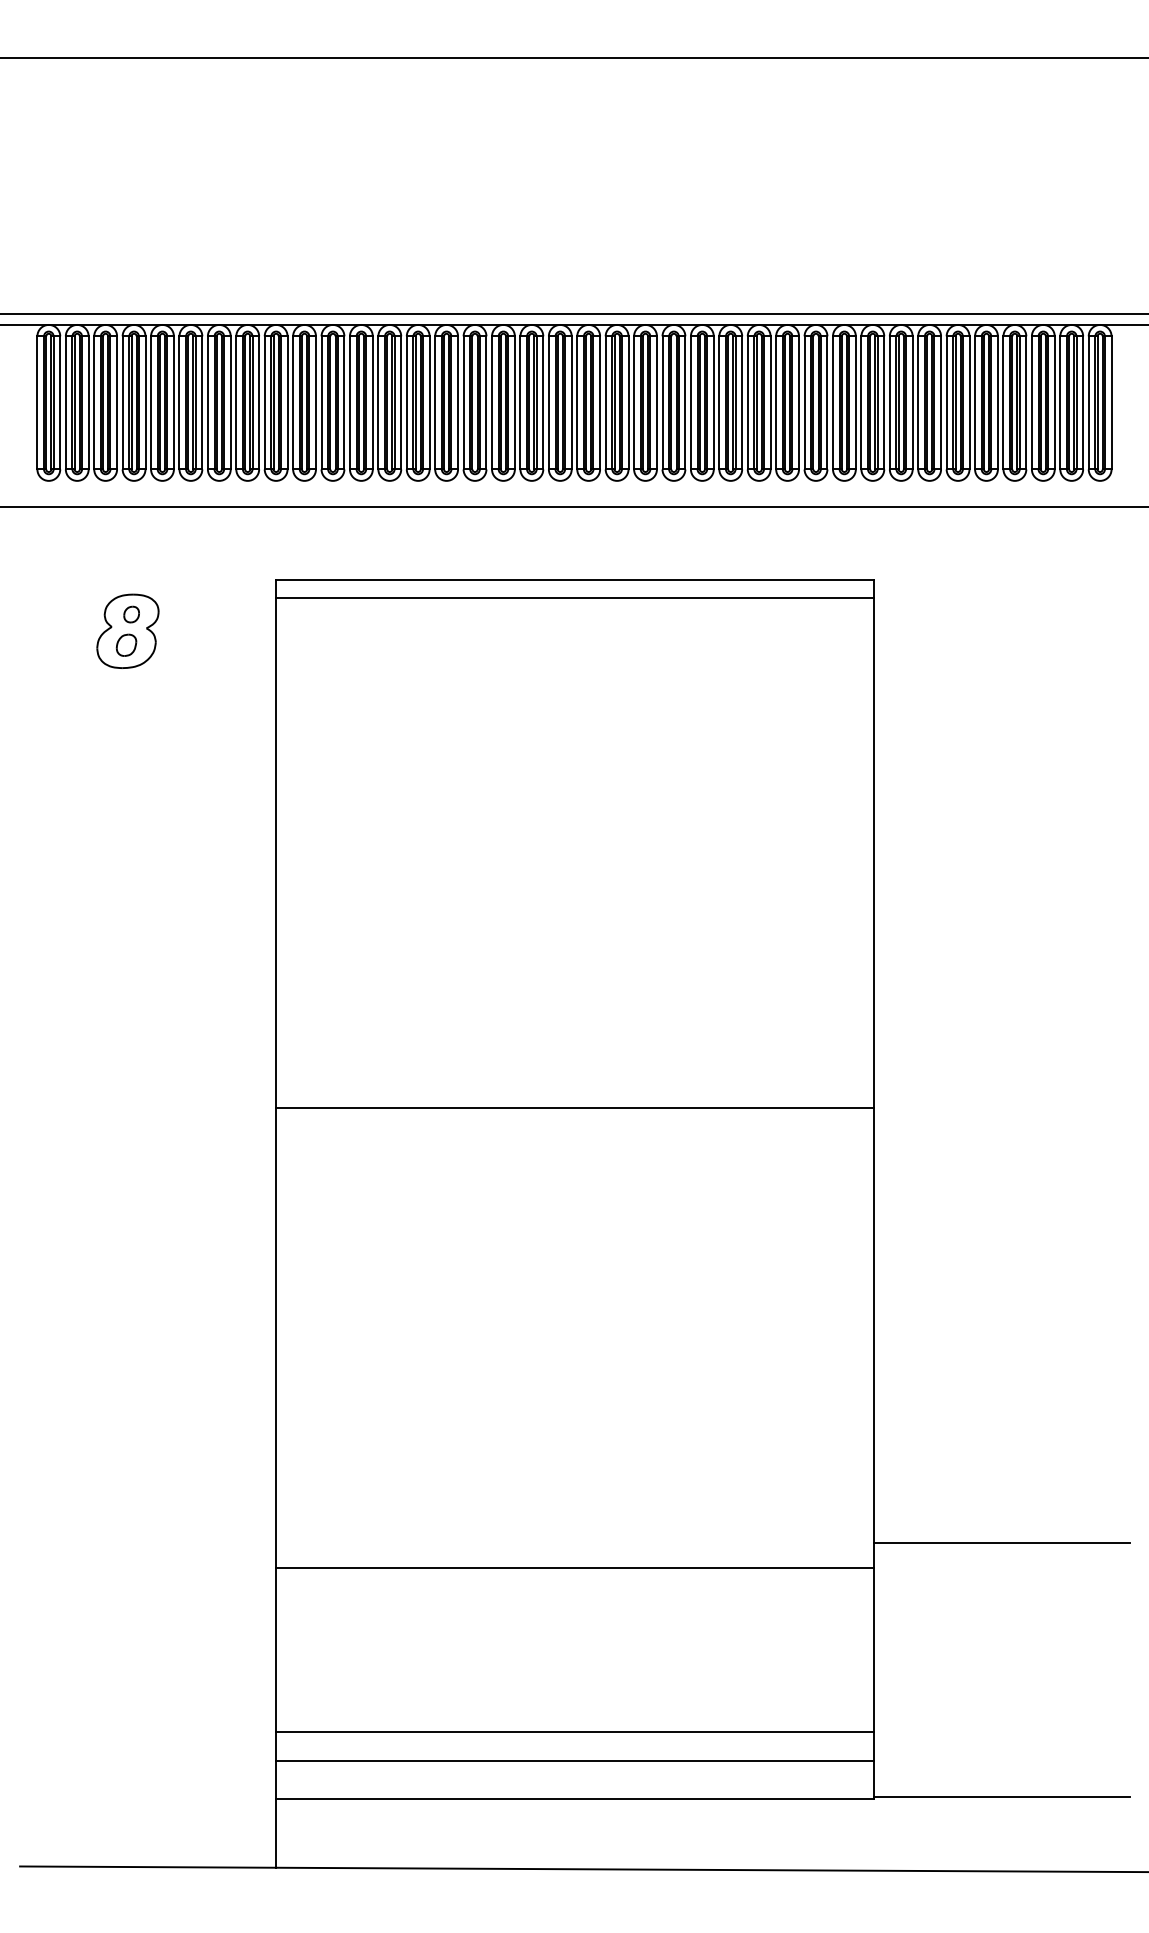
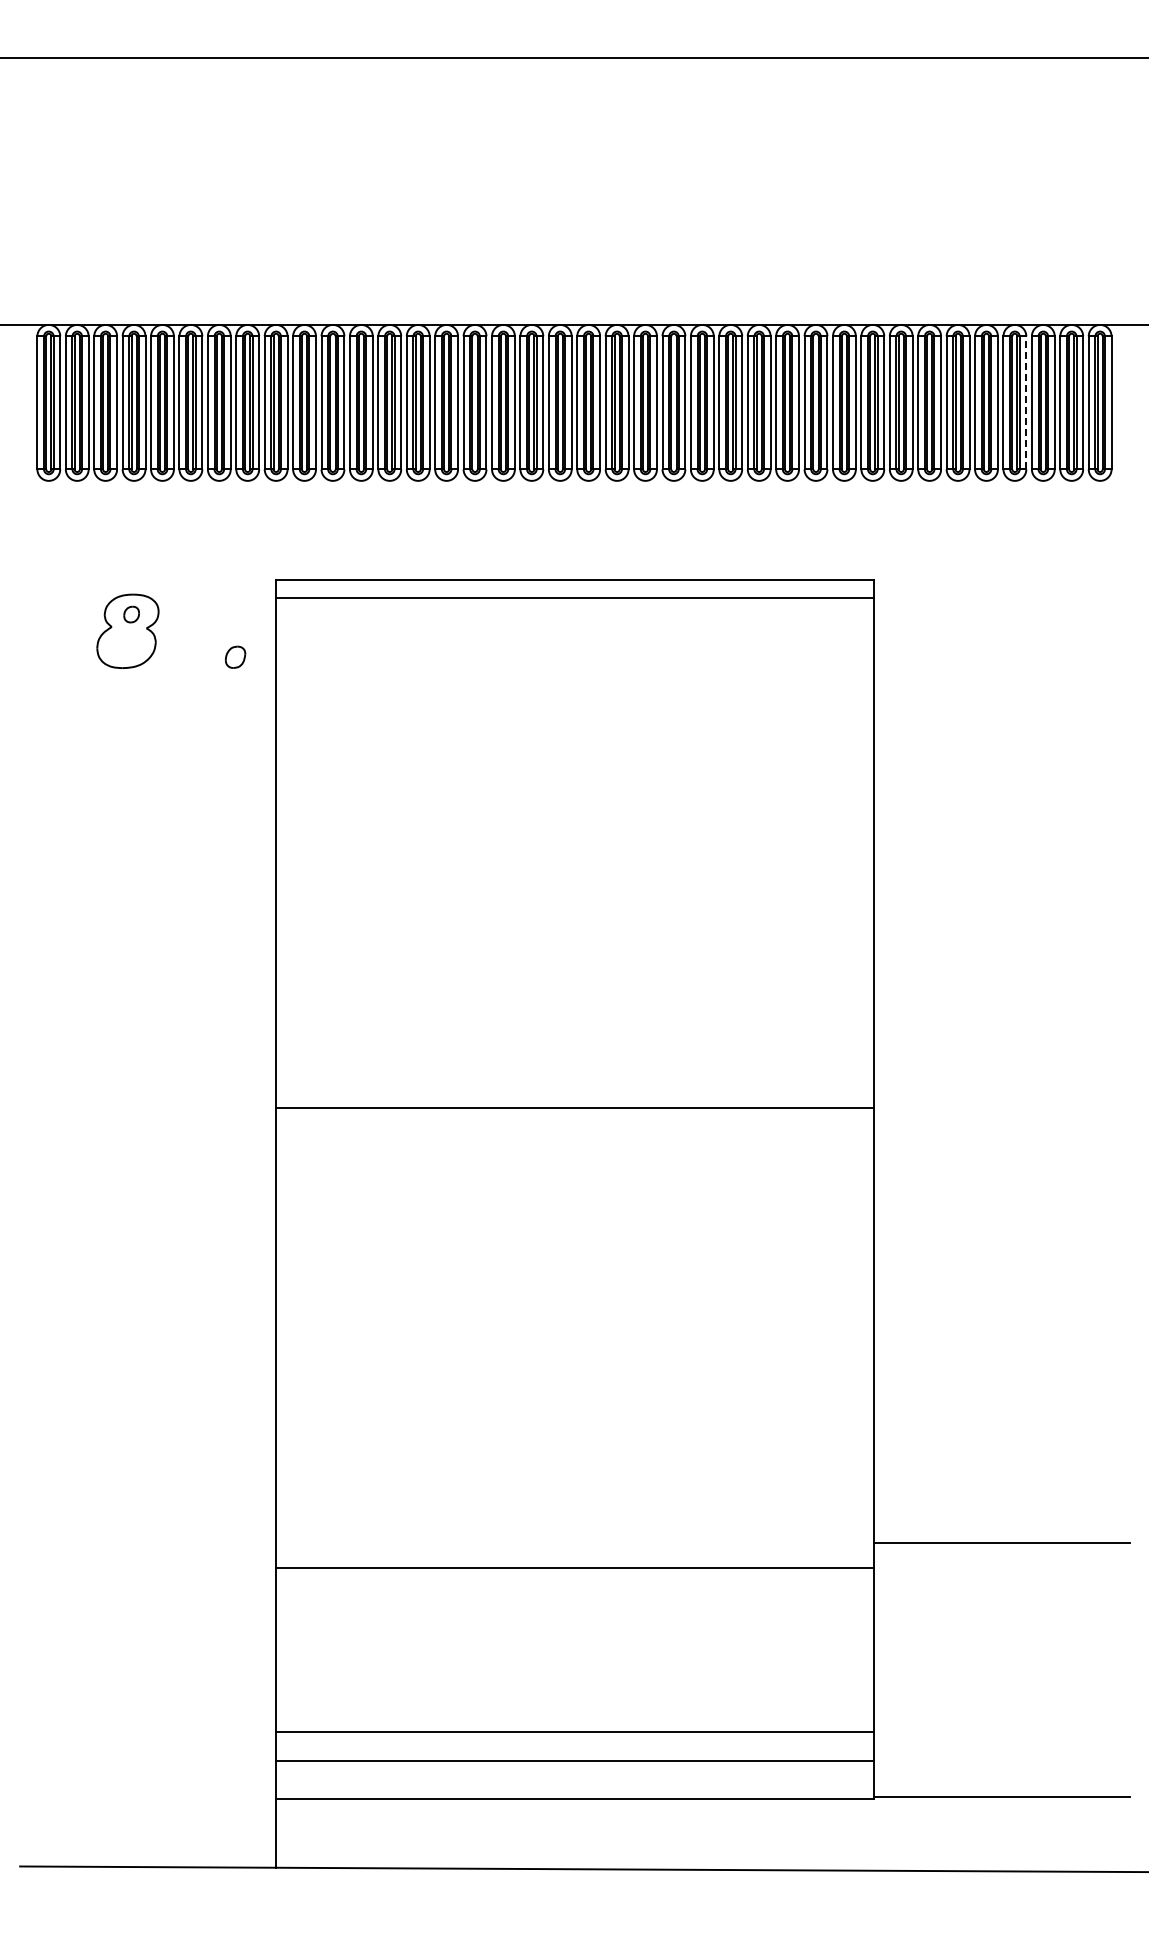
line: present -> none (573, 313)
line: solid -> dashed (1026, 402)
line: present -> none (573, 507)
part position: (126, 644) -> (235, 656) (235, 656)
